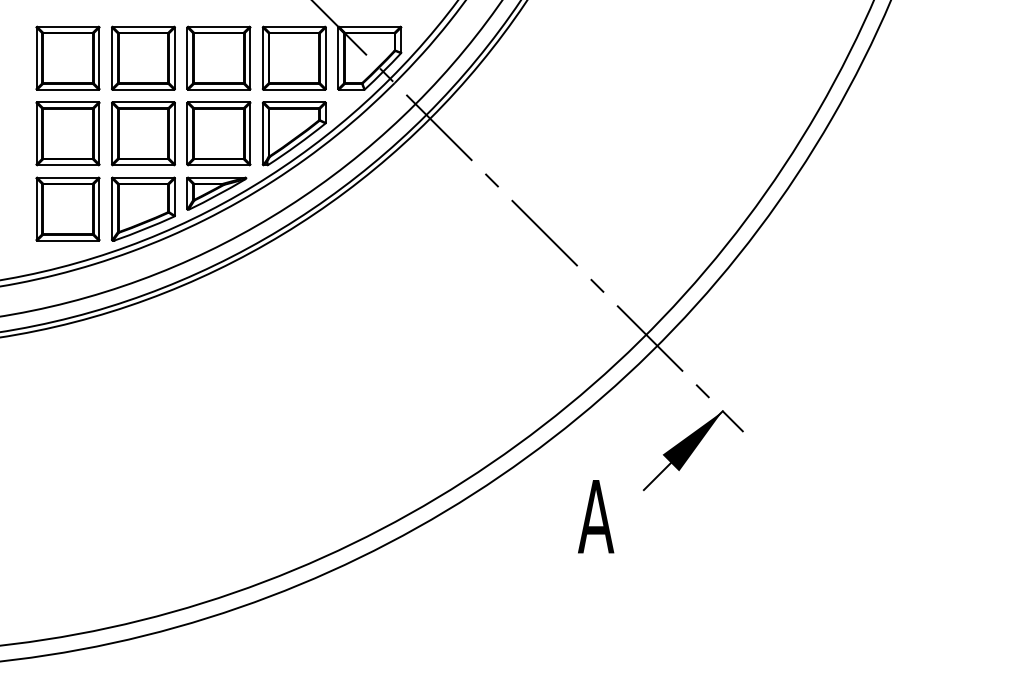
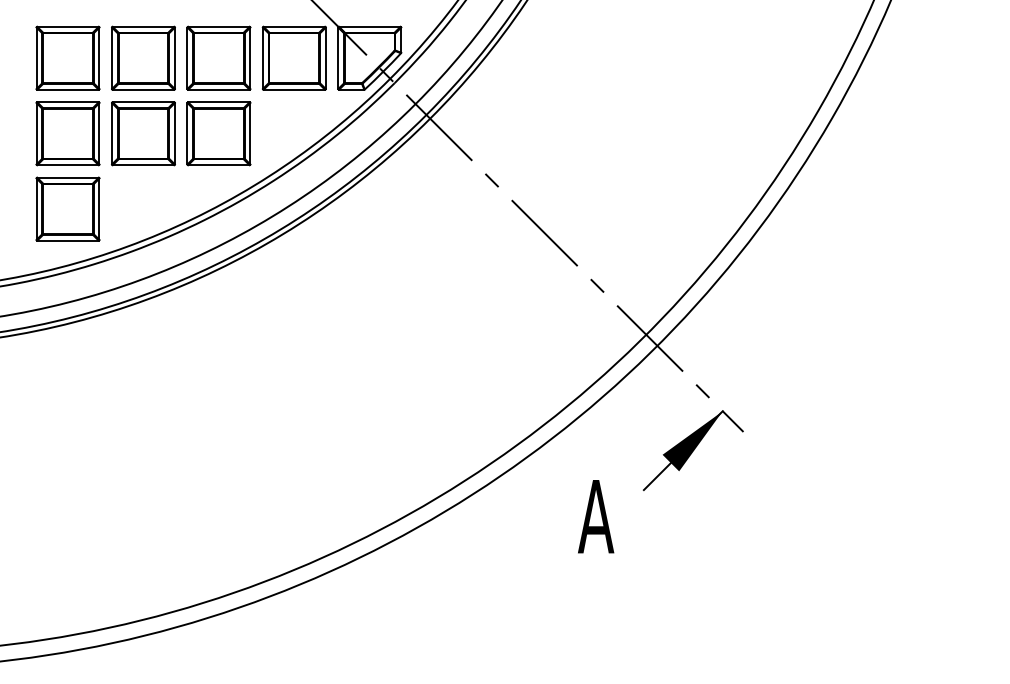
part: present -> none (293, 133)
part: present -> none (216, 193)
part: present -> none (143, 208)
